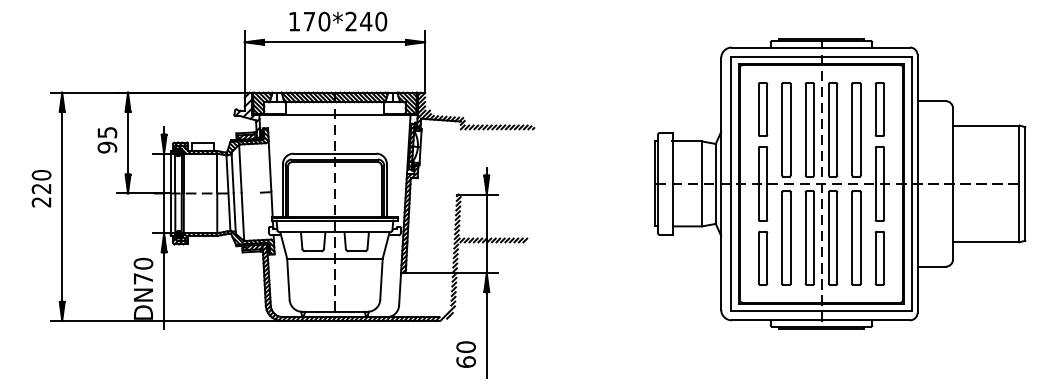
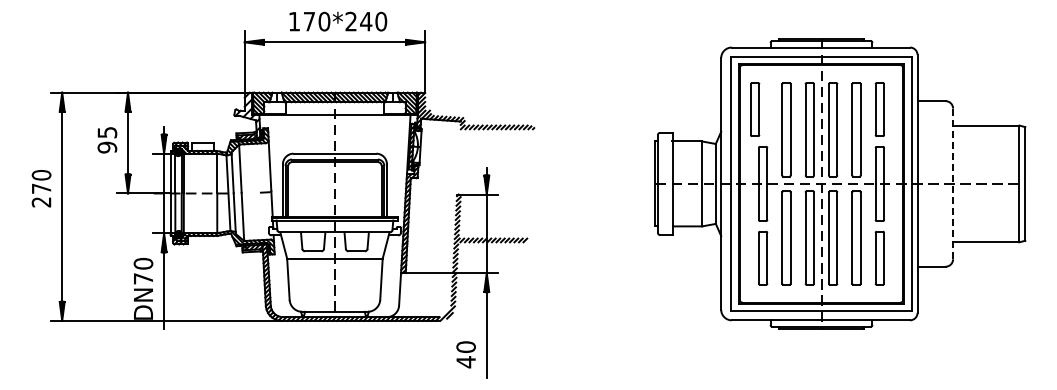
part position: (763, 109) -> (755, 109) (755, 109)
line: solid -> dashed (953, 184)
text: 220 -> 270 (41, 188)
text: 60 -> 40 (465, 362)
